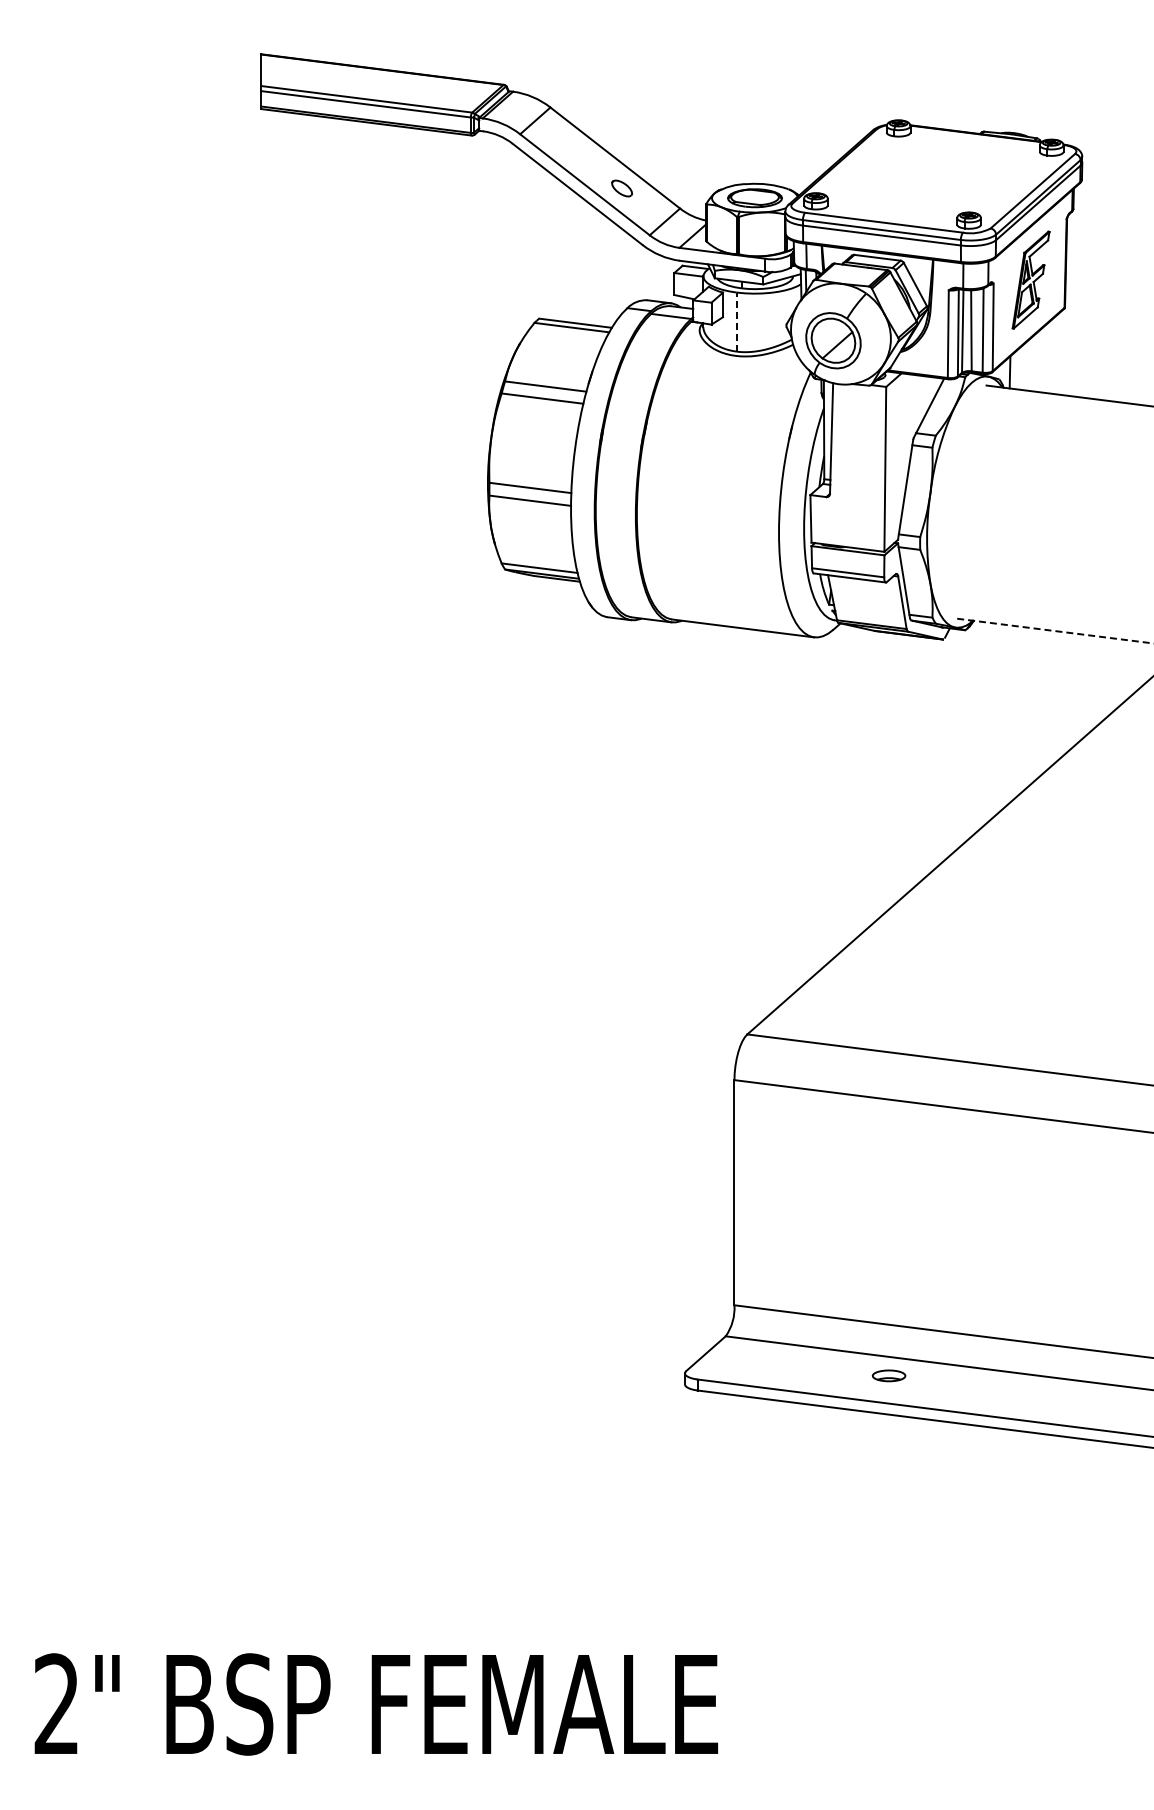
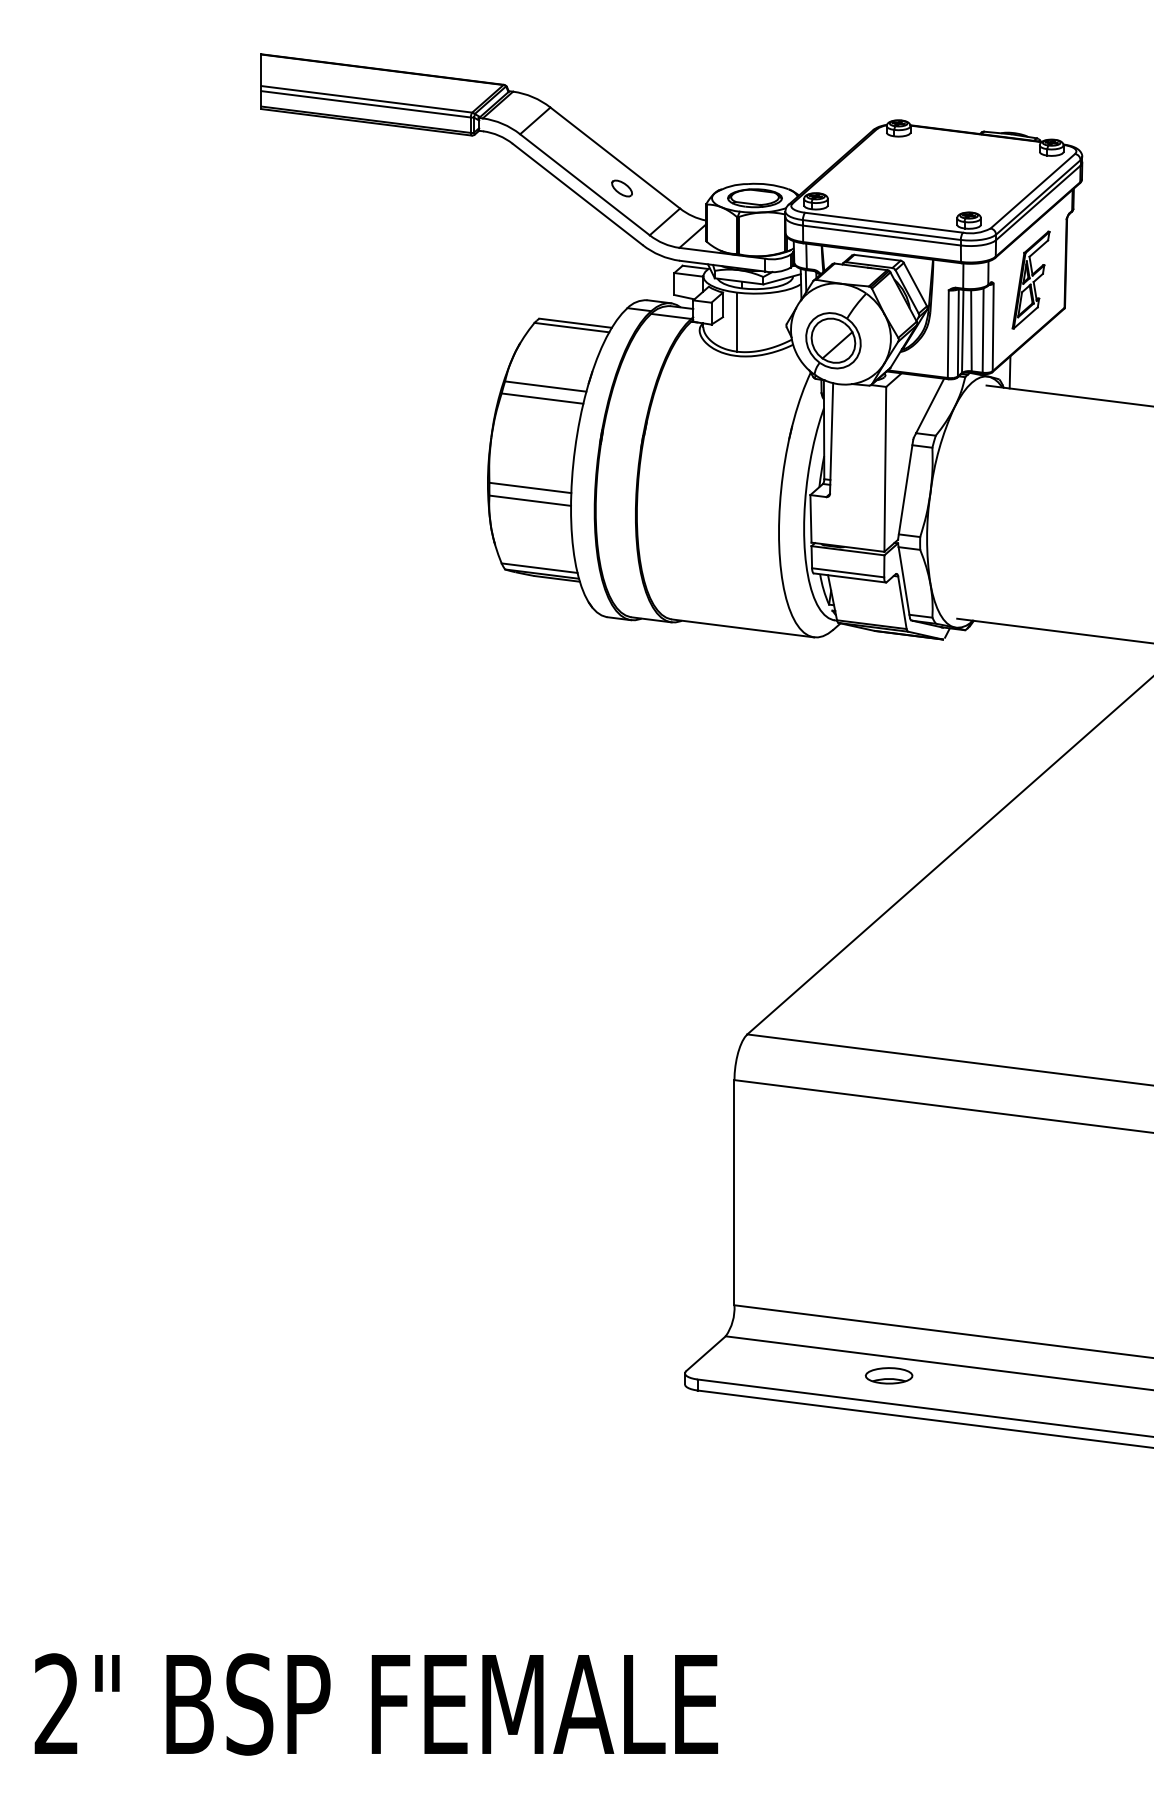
line: dashed -> solid (736, 322)
line: dashed -> solid (1055, 631)
part size: 36x14 px -> 50x18 px (888, 1375)
